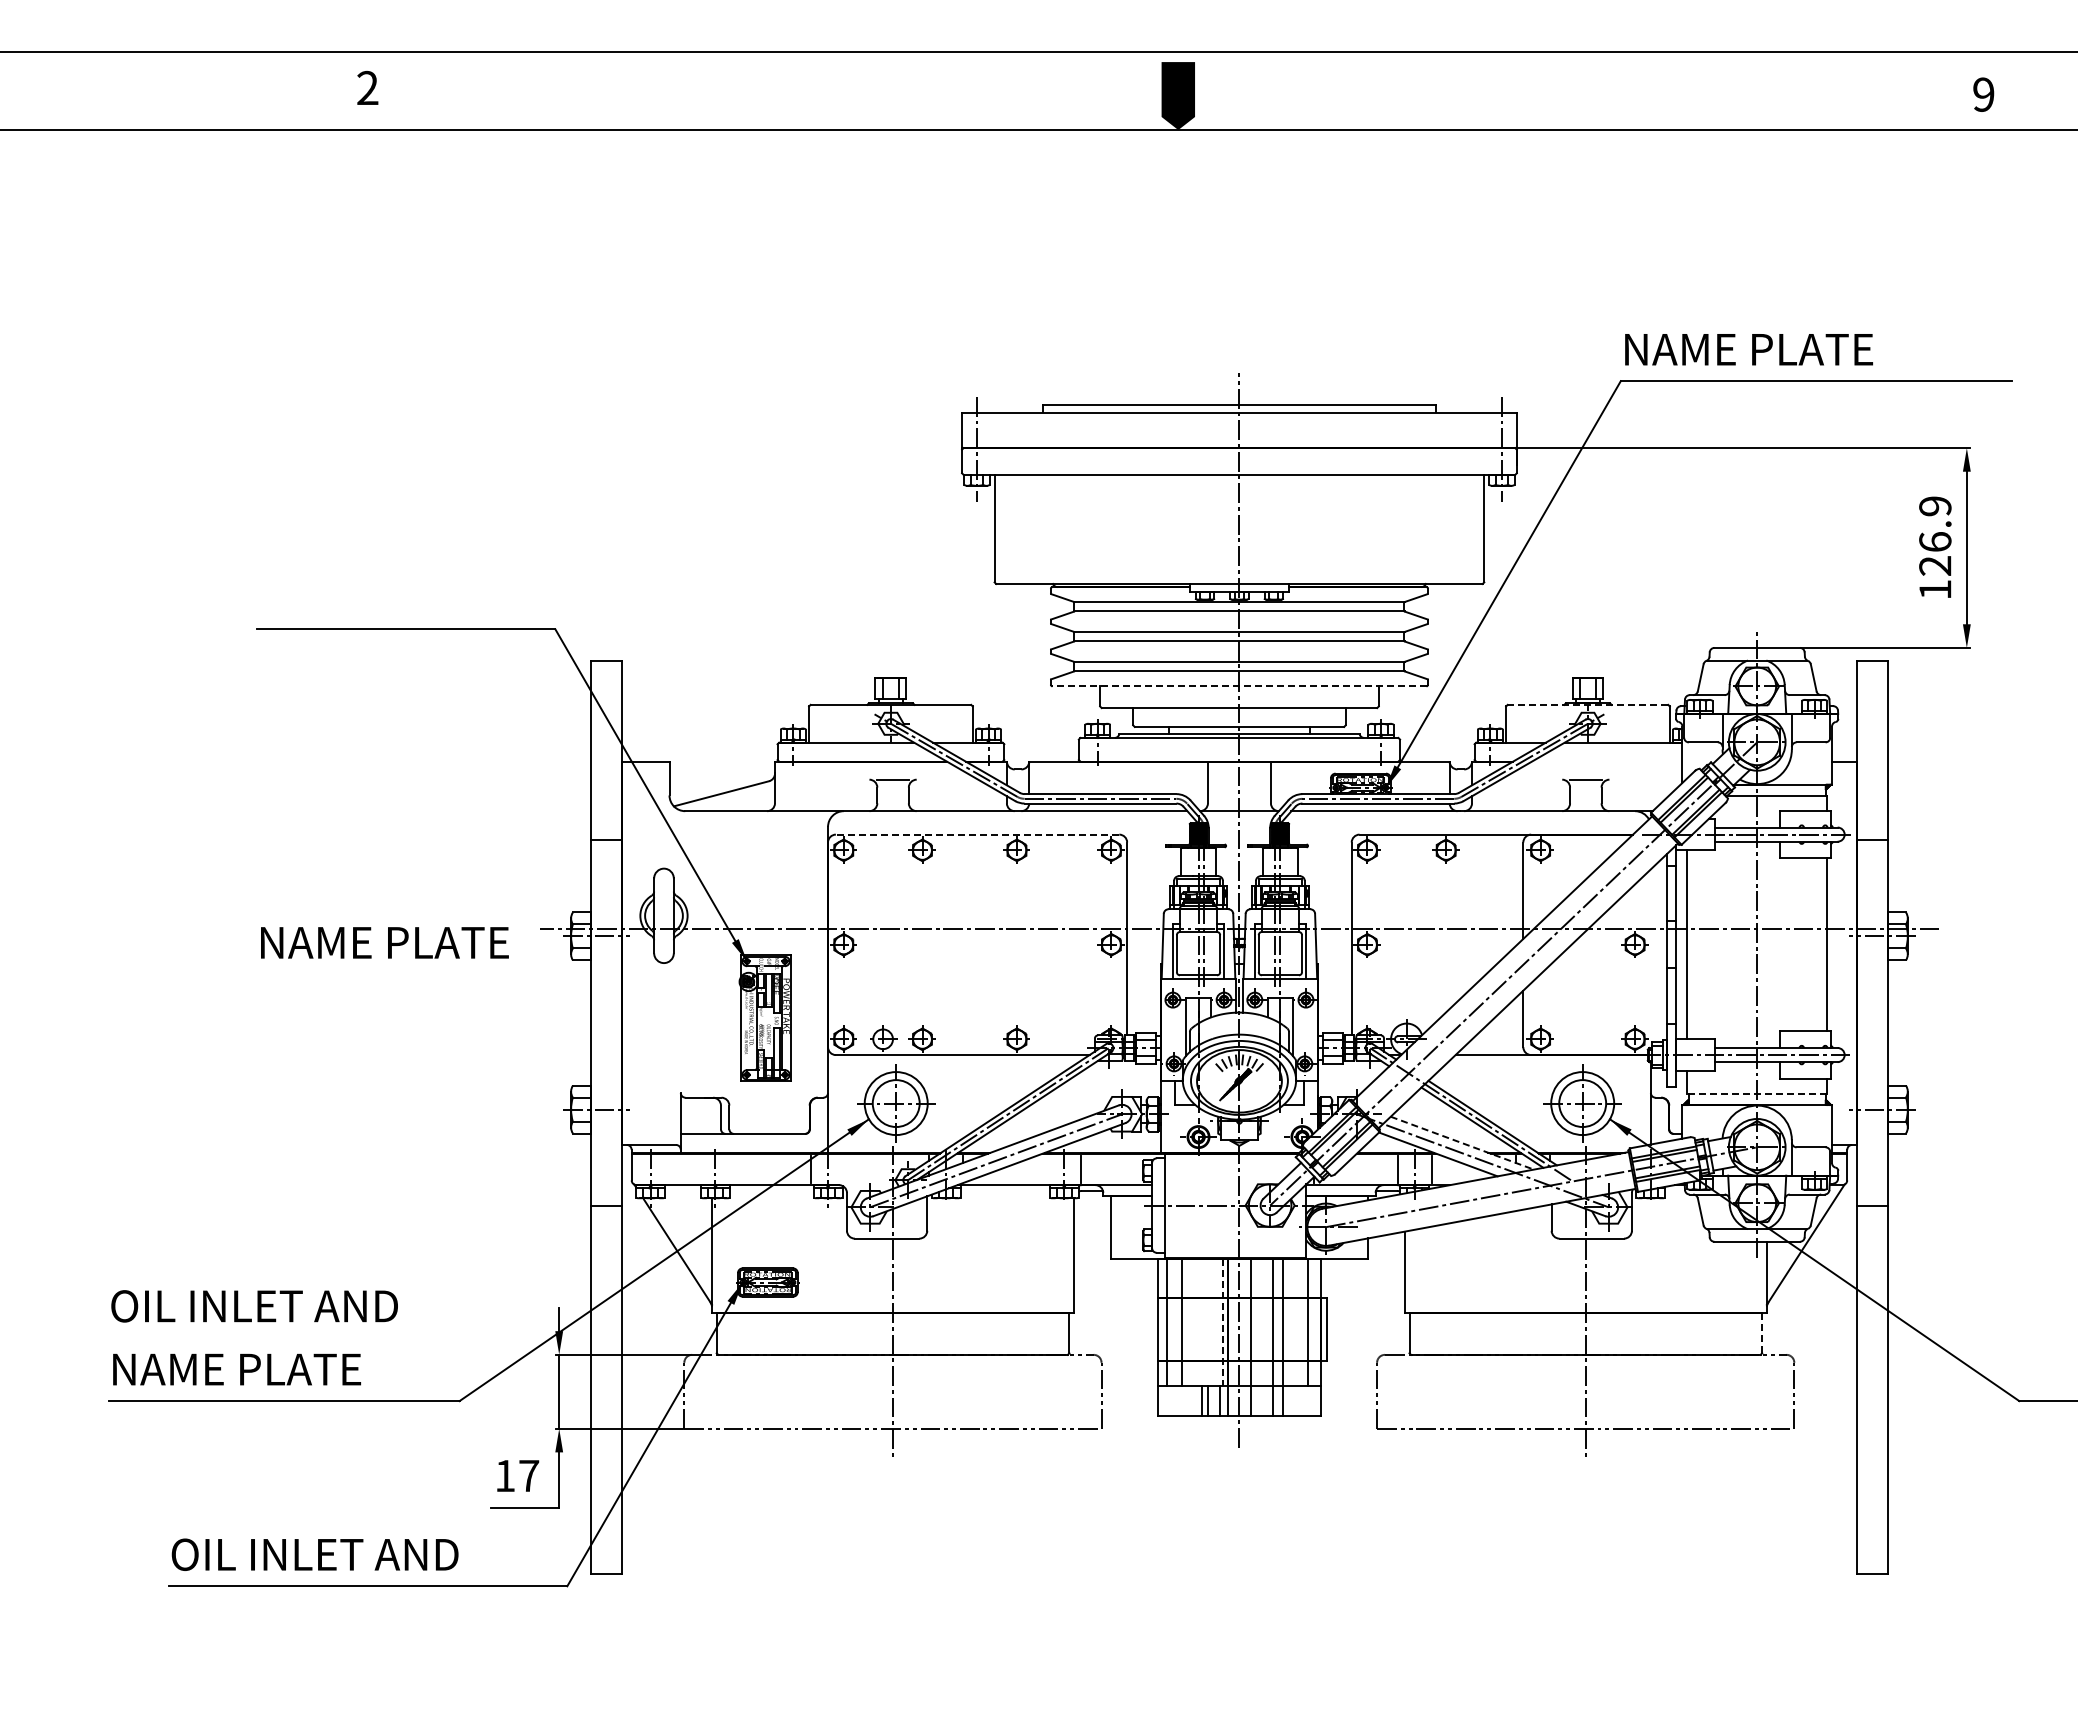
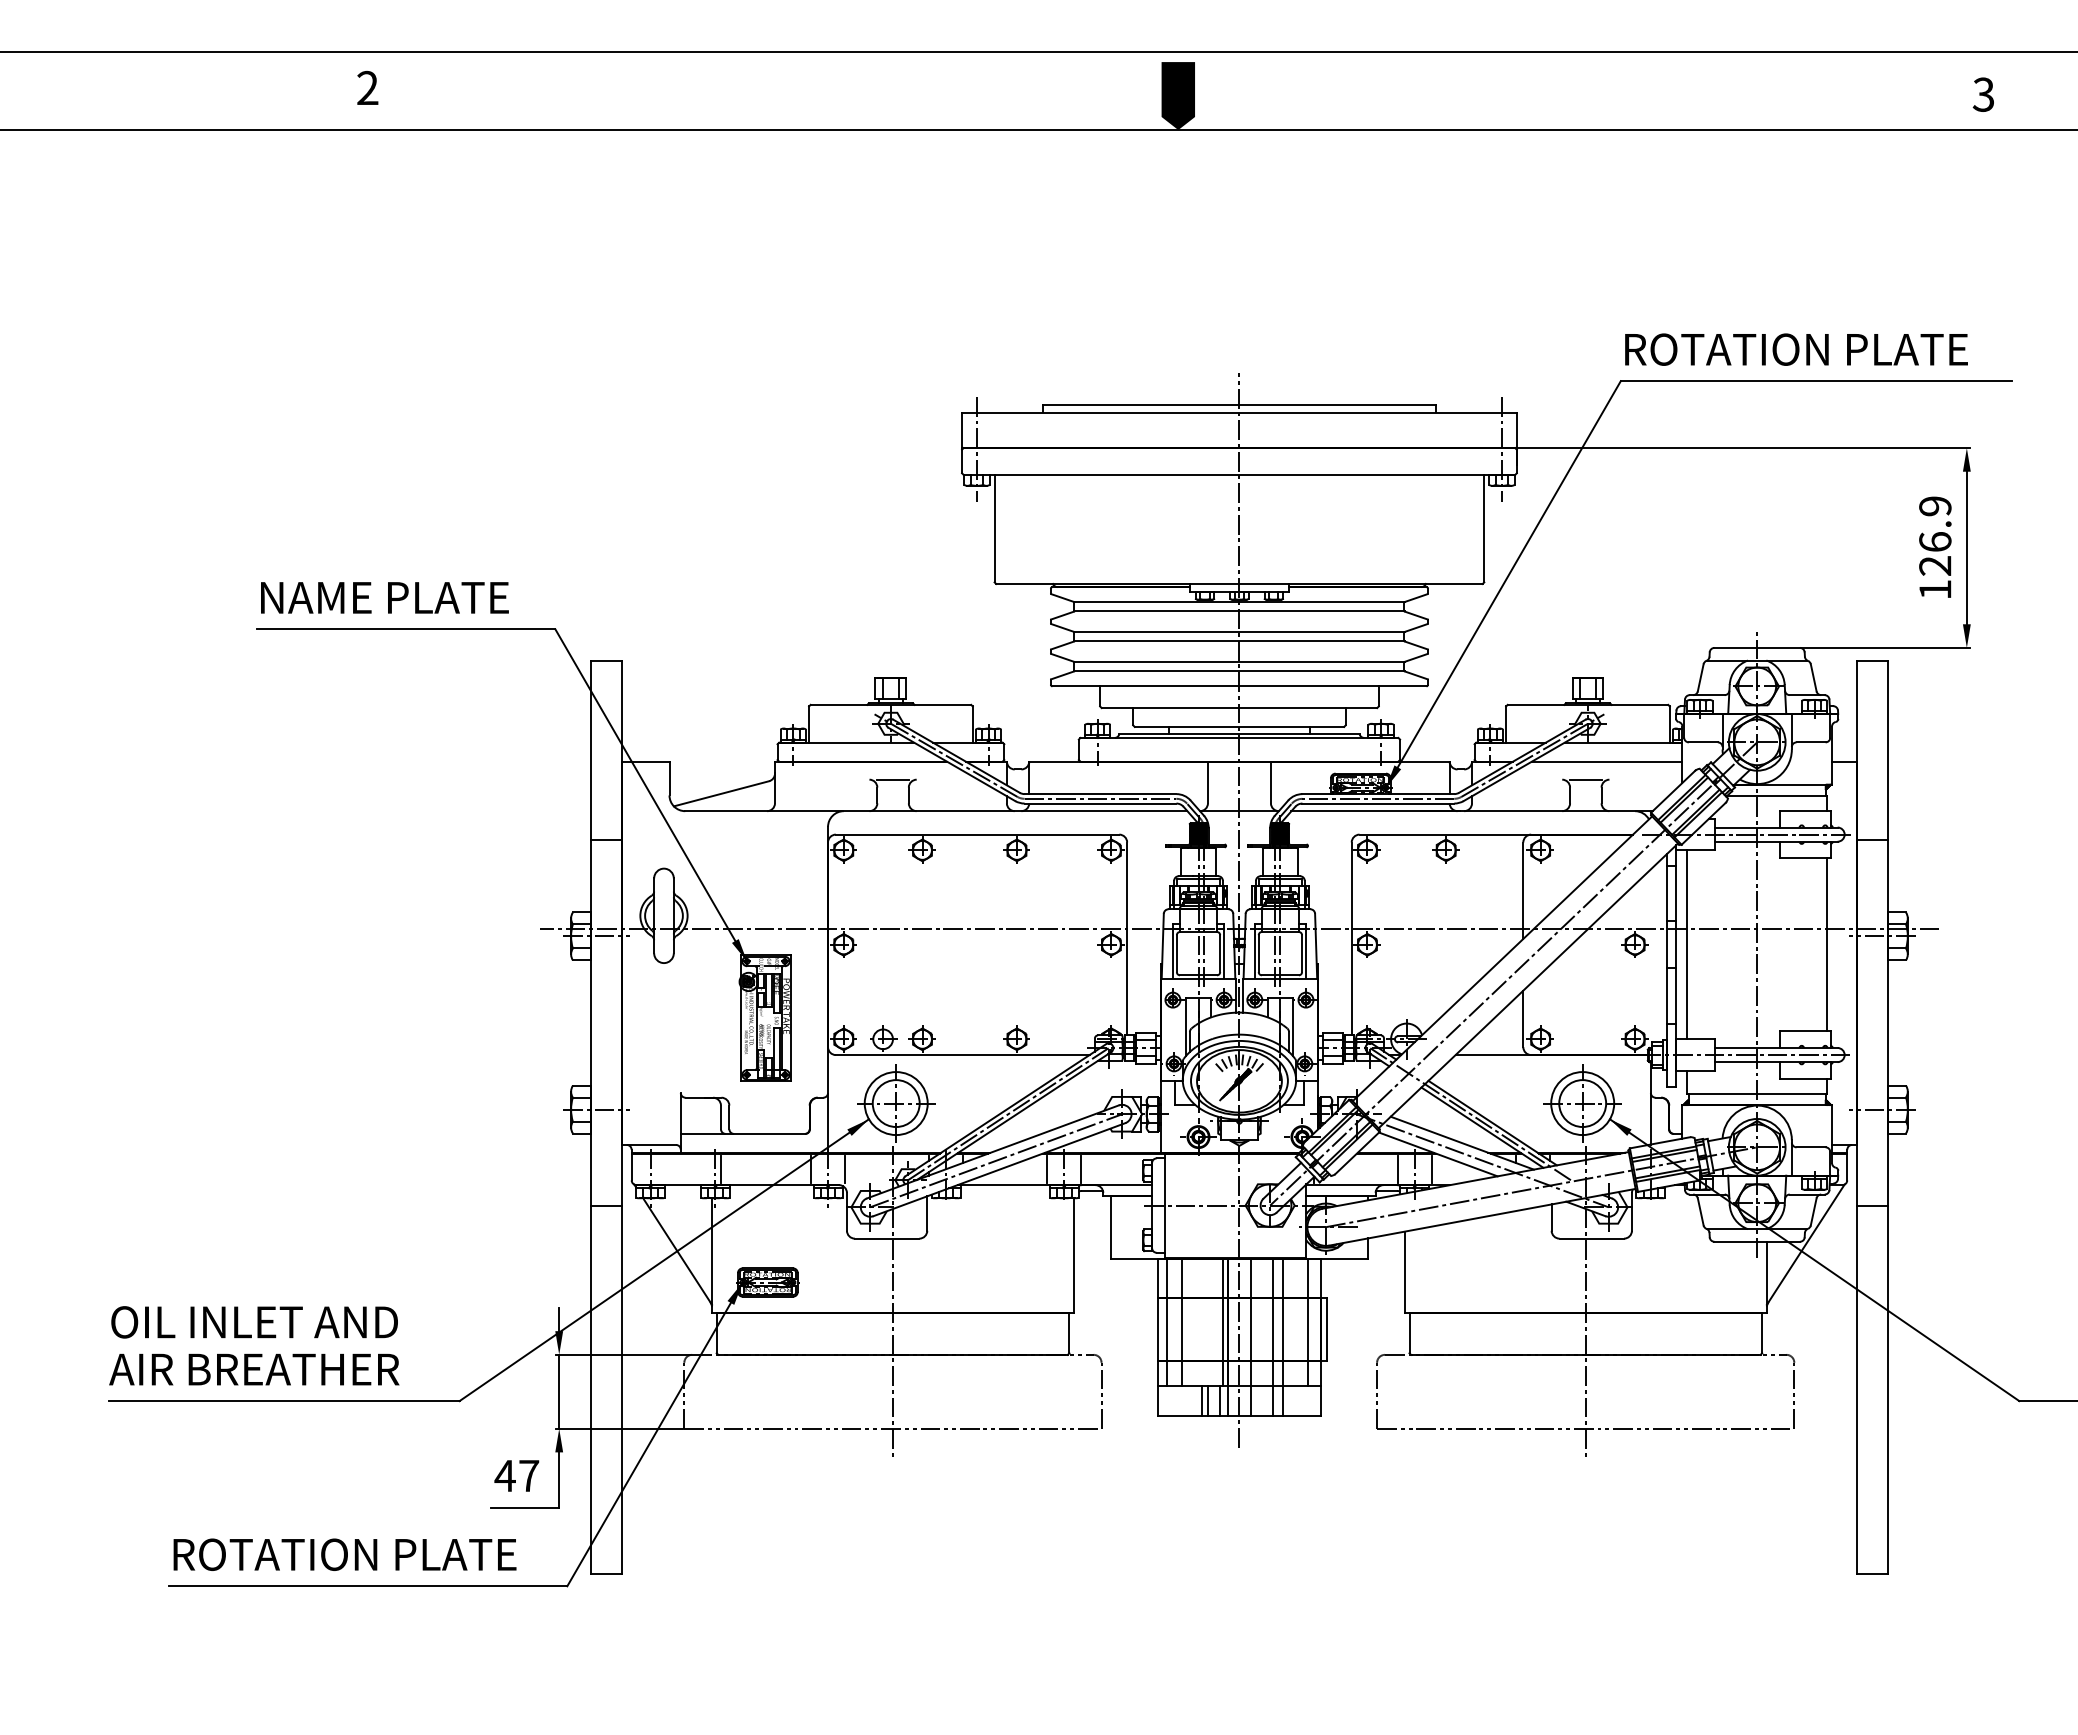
text: 9 -> 3 (1983, 94)
text: NAME PLATE -> ROTATION PLATE (1797, 349)
line: dashed -> solid (1238, 686)
line: dashed -> solid (1587, 704)
line: none -> present (1607, 761)
line: dashed -> solid (977, 834)
text position: (384, 942) -> (384, 597) (384, 597)
line: dashed -> solid (1756, 1093)
line: dashed -> solid (1462, 1143)
line: none -> present (721, 1168)
line: none -> present (845, 1168)
line: none -> present (1047, 1168)
text position: (254, 1306) -> (254, 1322) (254, 1322)
line: dashed -> solid (1223, 1322)
line: dashed -> solid (1762, 1333)
text: NAME PLATE -> AIR BREATHER (254, 1369)
text: 17 -> 47 (504, 1475)
text: OIL INLET AND -> ROTATION PLATE (343, 1554)
